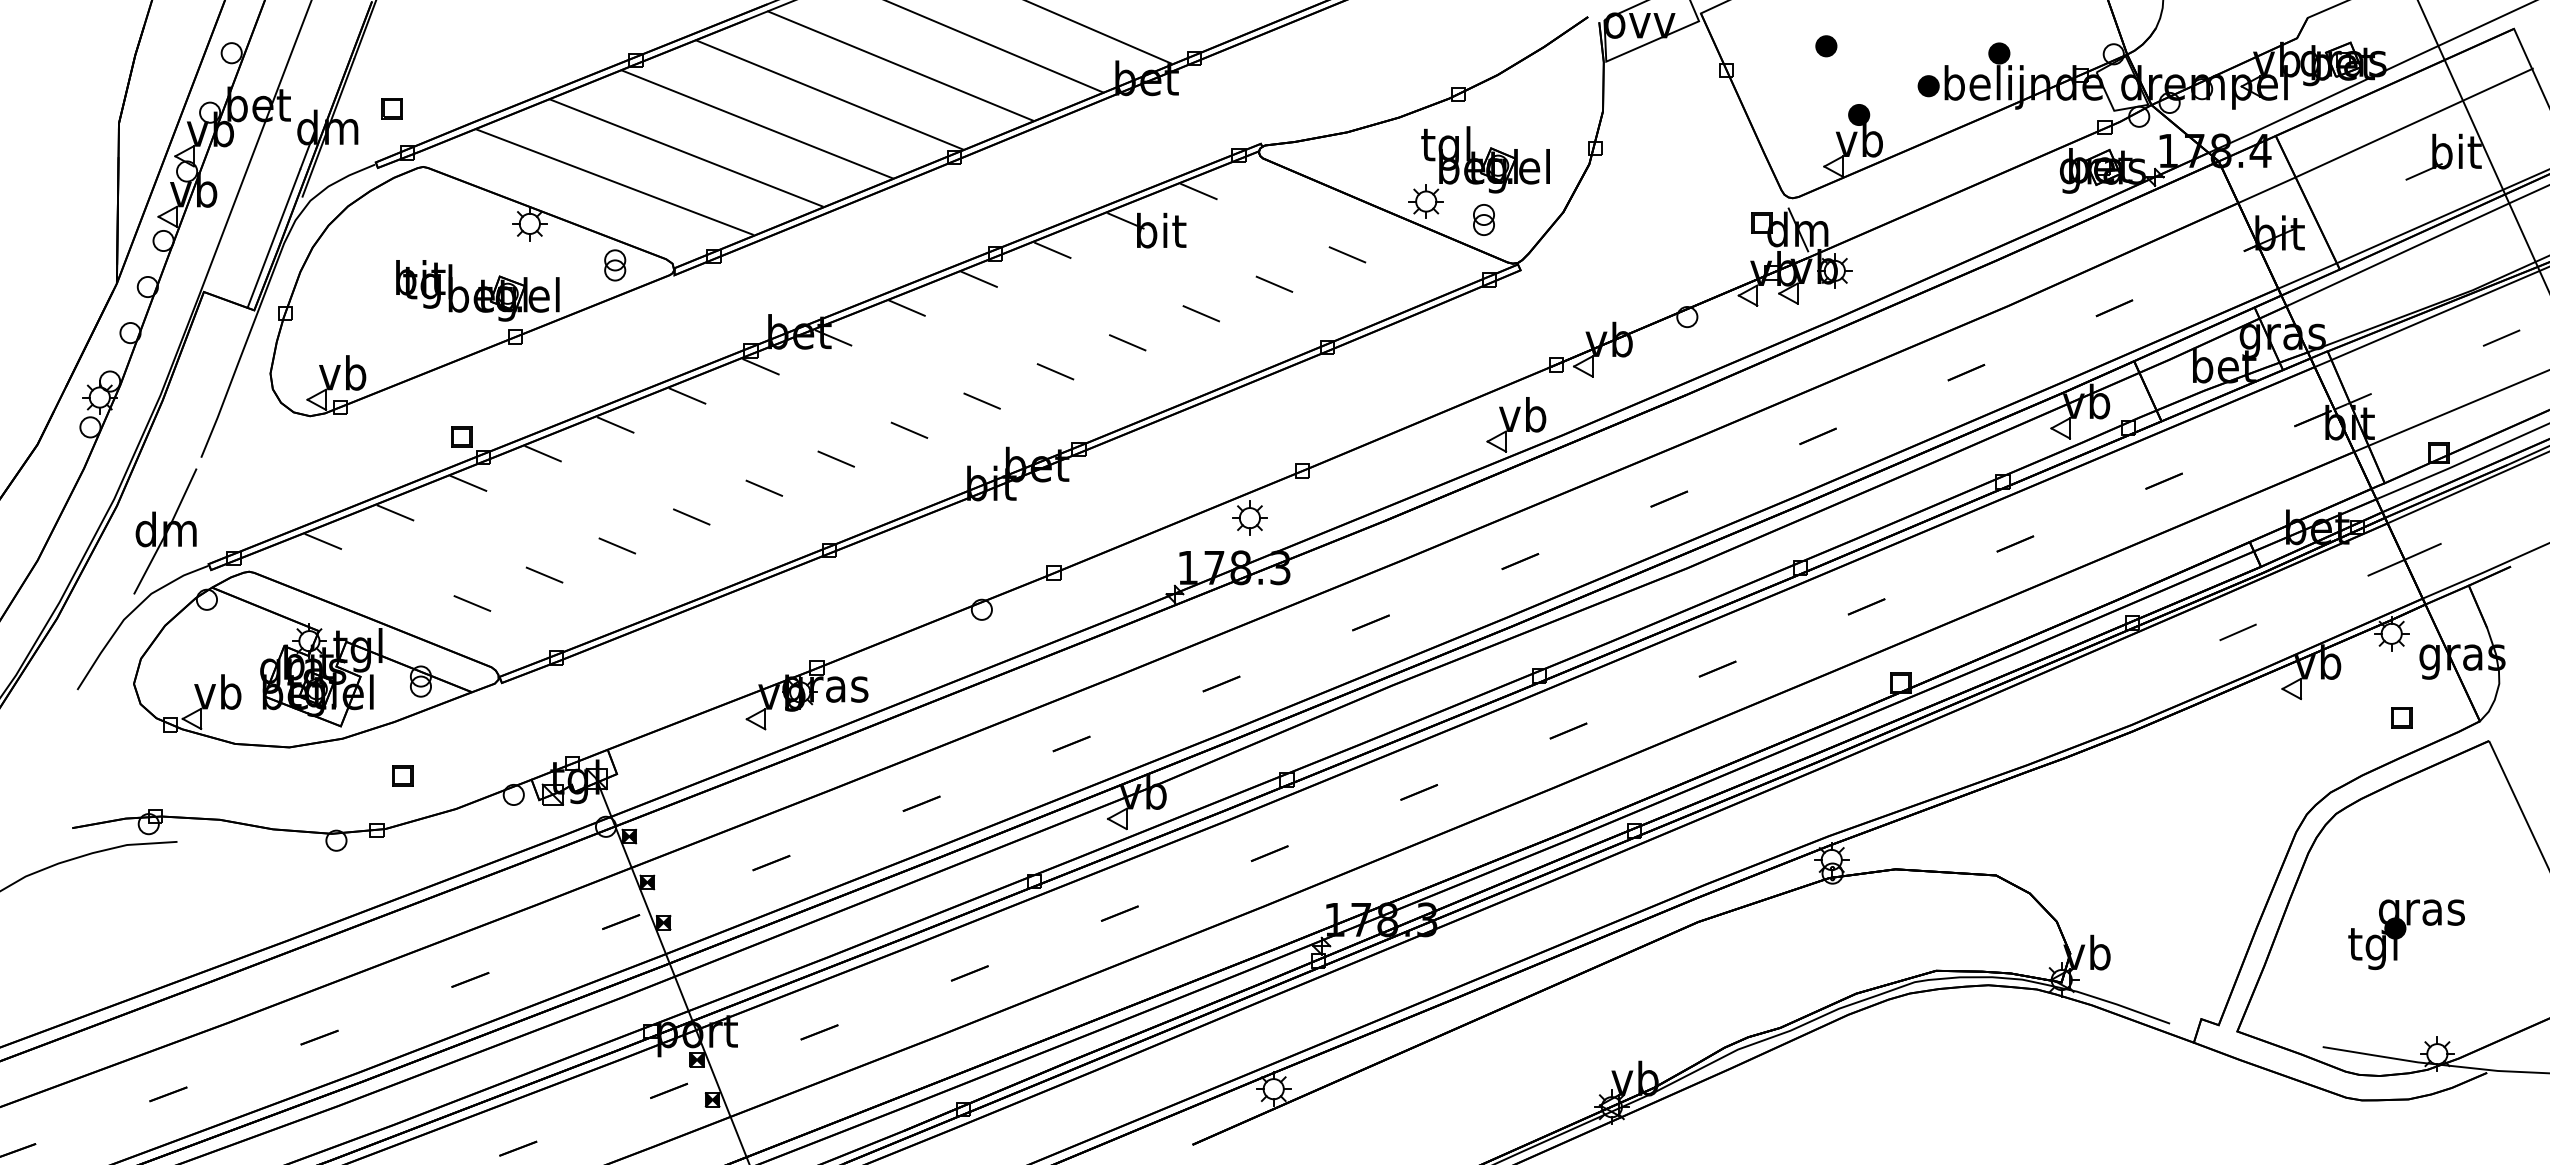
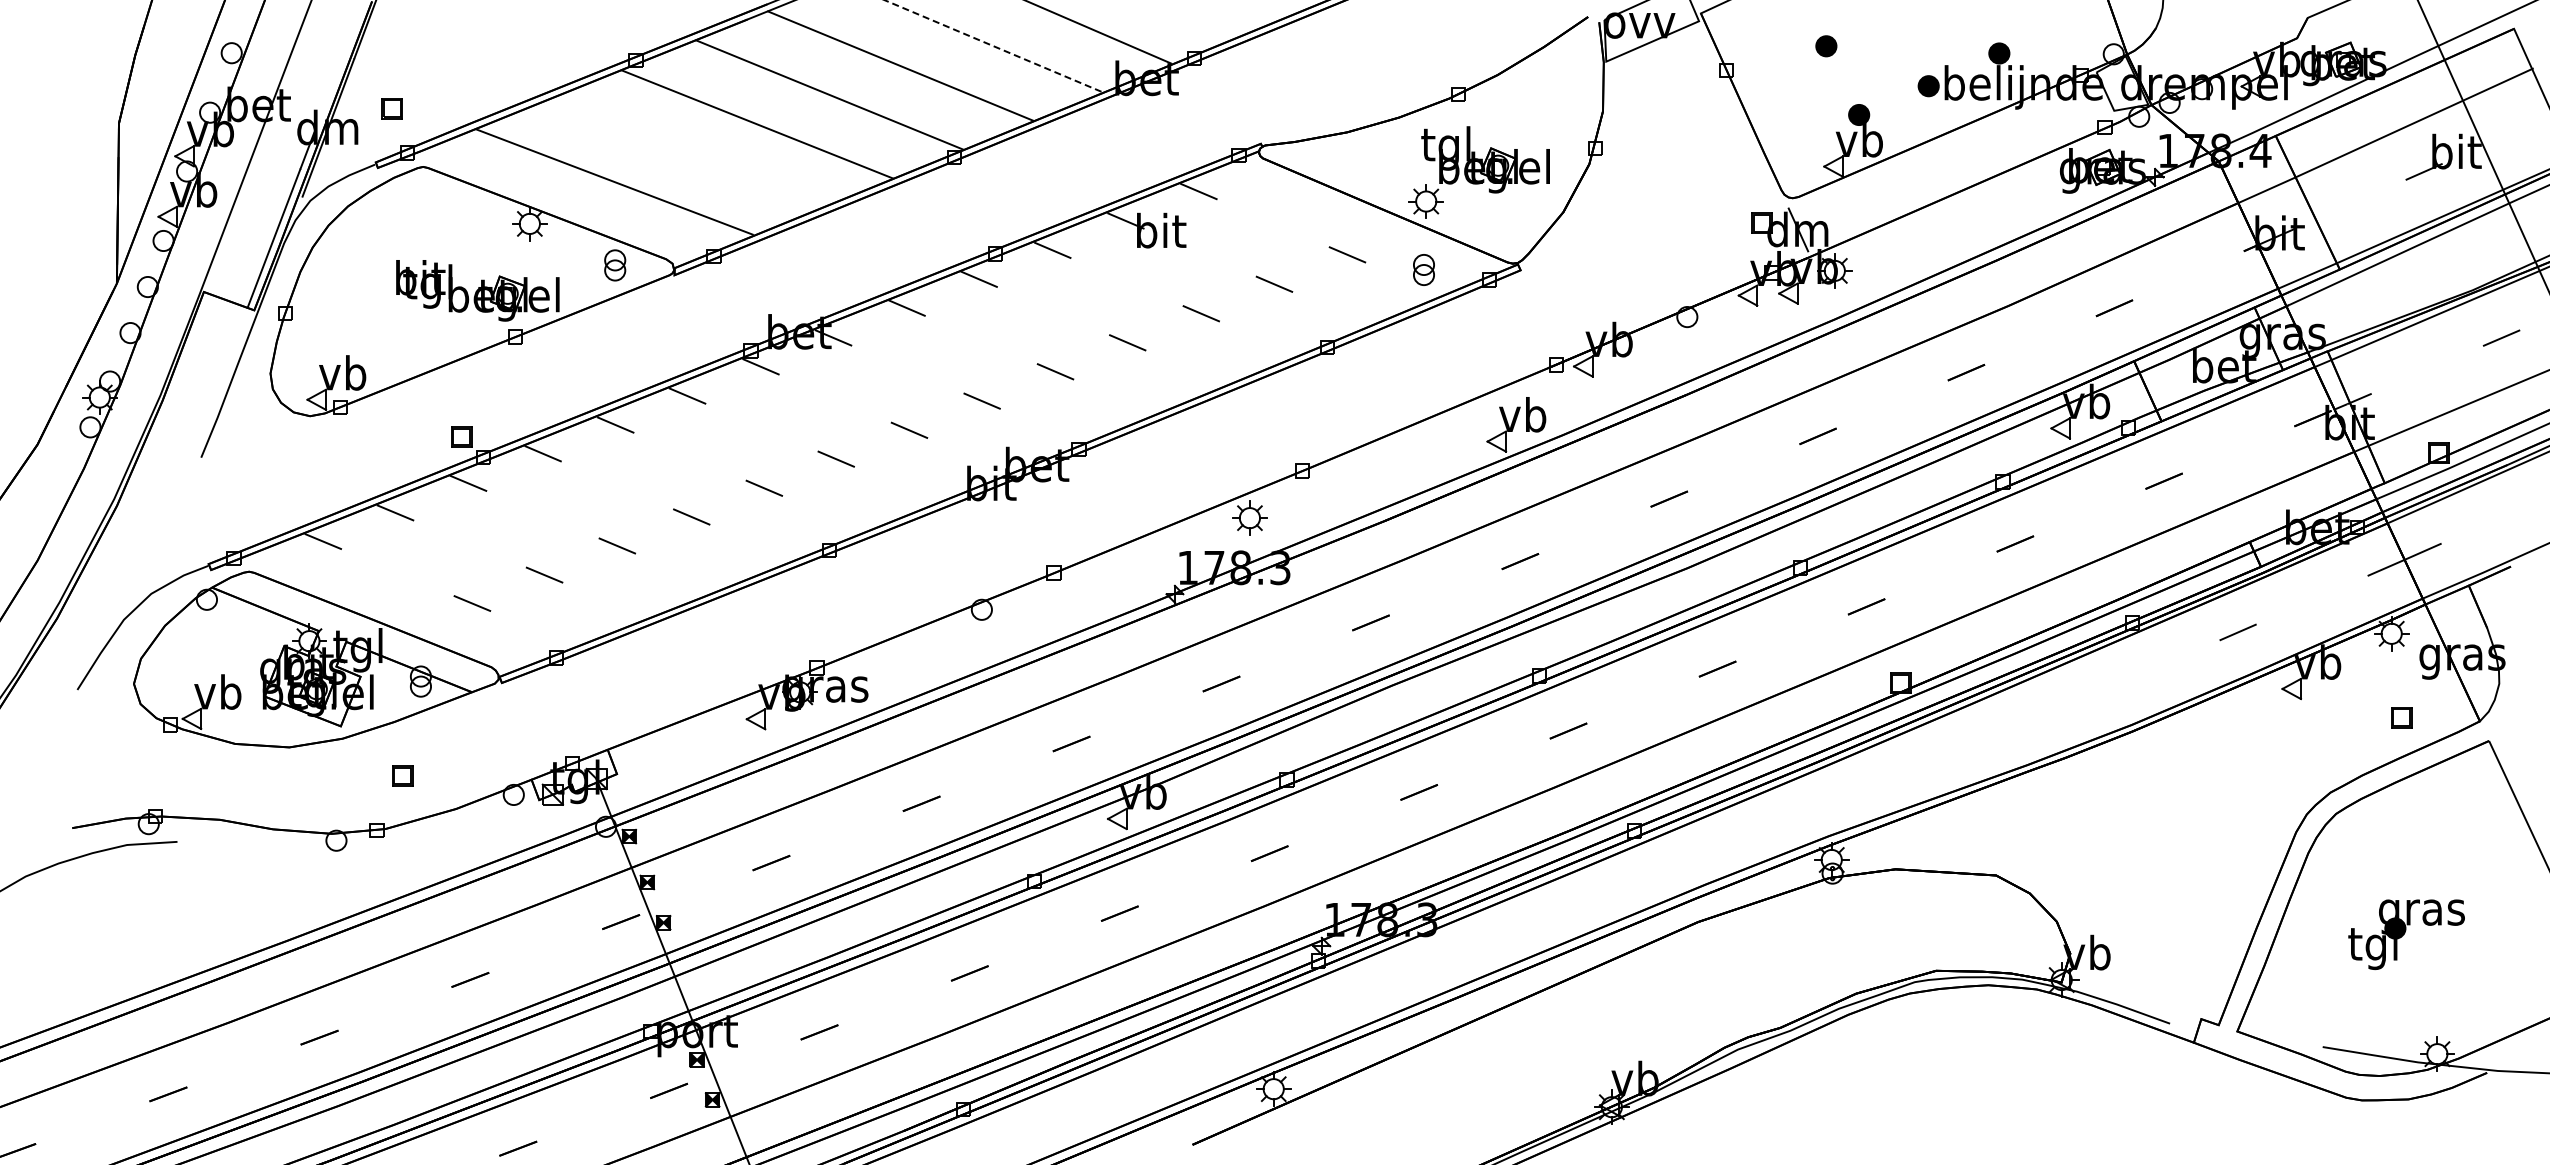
line: solid -> dashed (994, 46)
line: present -> none (686, 152)
part position: (1483, 219) -> (1423, 269) (1423, 269)
part: present -> none (165, 531)
